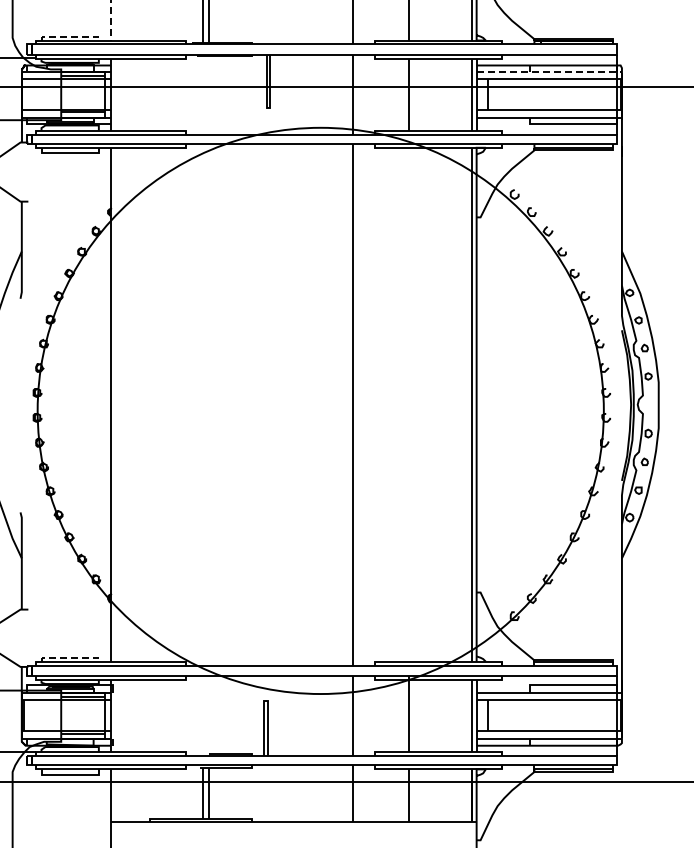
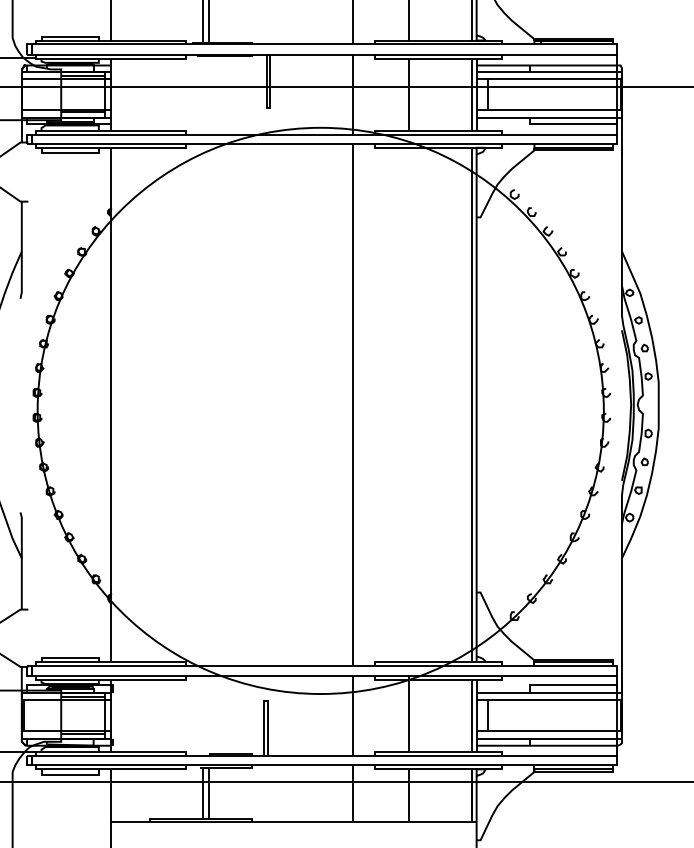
line: dashed -> solid (110, 20)
line: dashed -> solid (70, 36)
line: dashed -> solid (549, 72)
line: dashed -> solid (70, 657)
